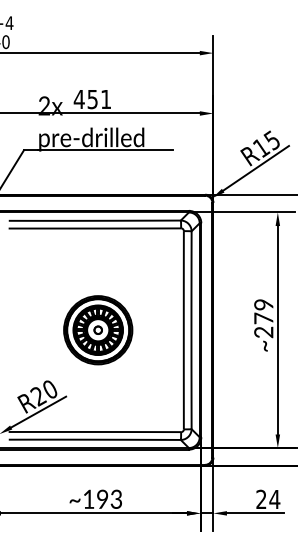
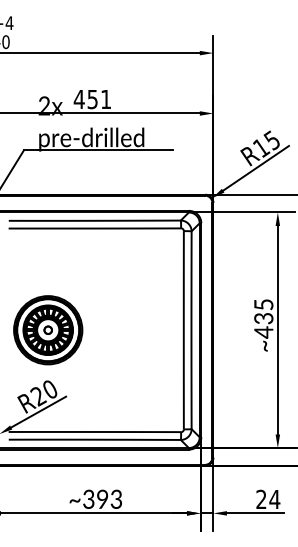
text: ~279 -> ~435 (263, 318)
part position: (98, 330) -> (48, 330) (48, 330)
text: ~193 -> ~393 (88, 498)
